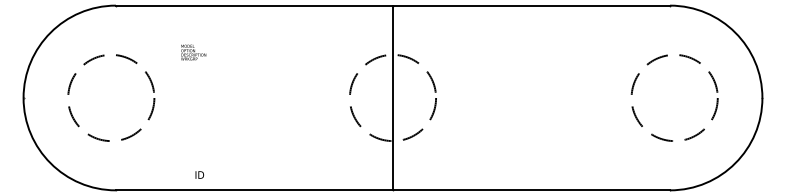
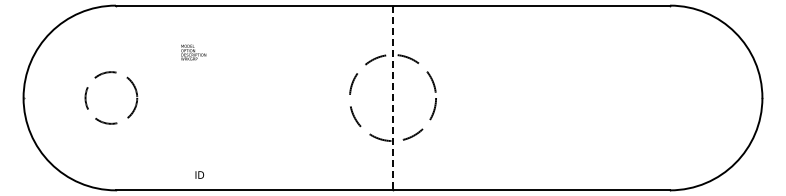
circle size: 89x88 px -> 55x54 px (111, 97)
circle: present -> none (674, 97)
line: solid -> dashed (393, 98)
